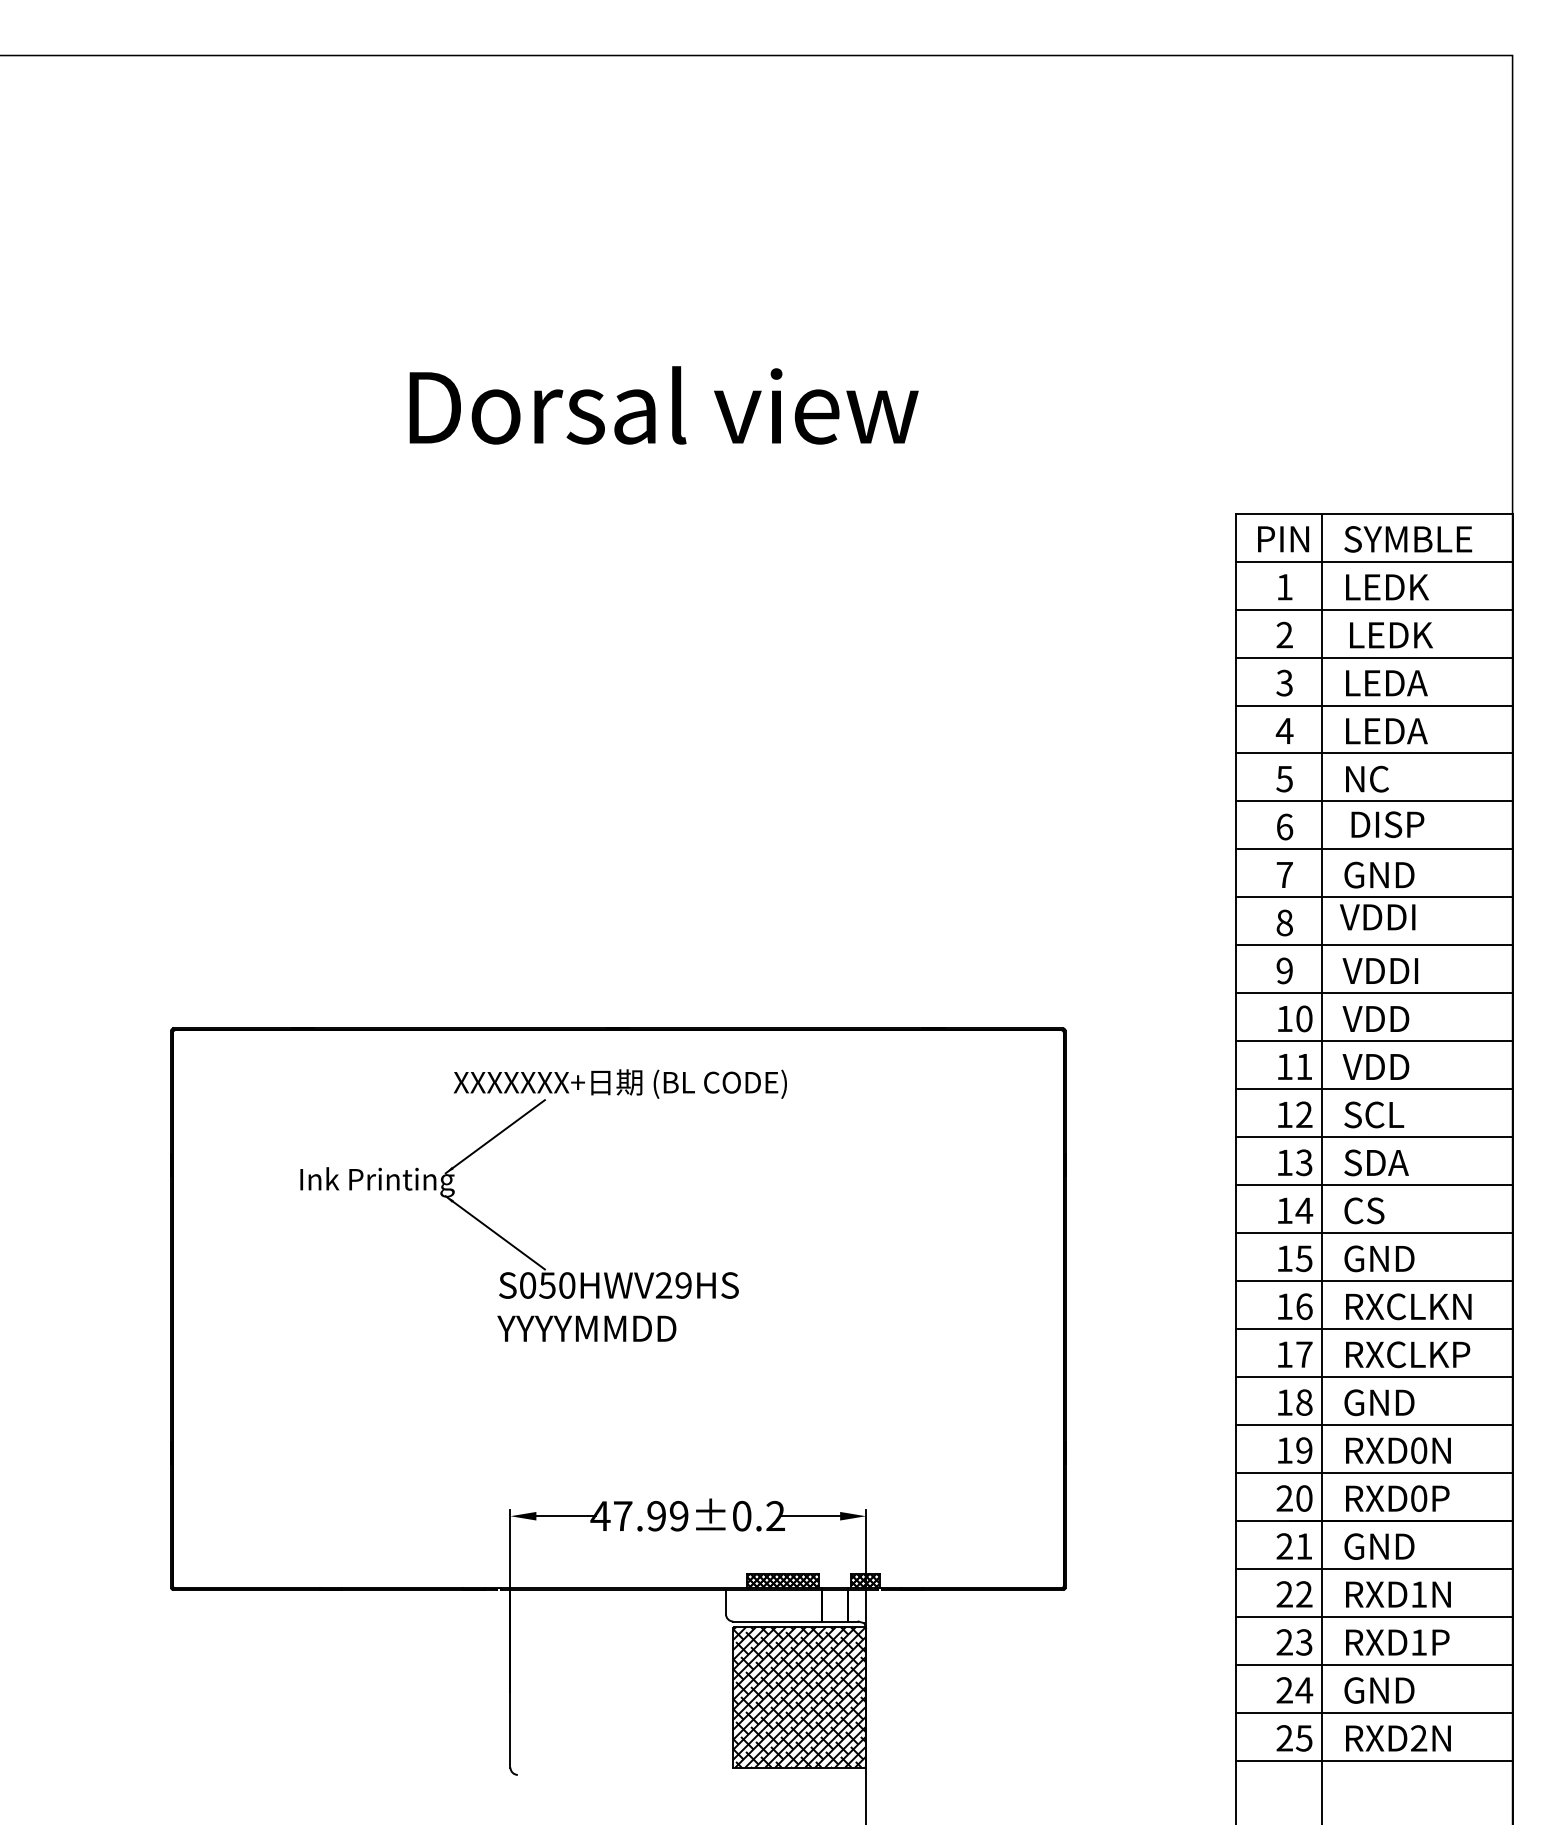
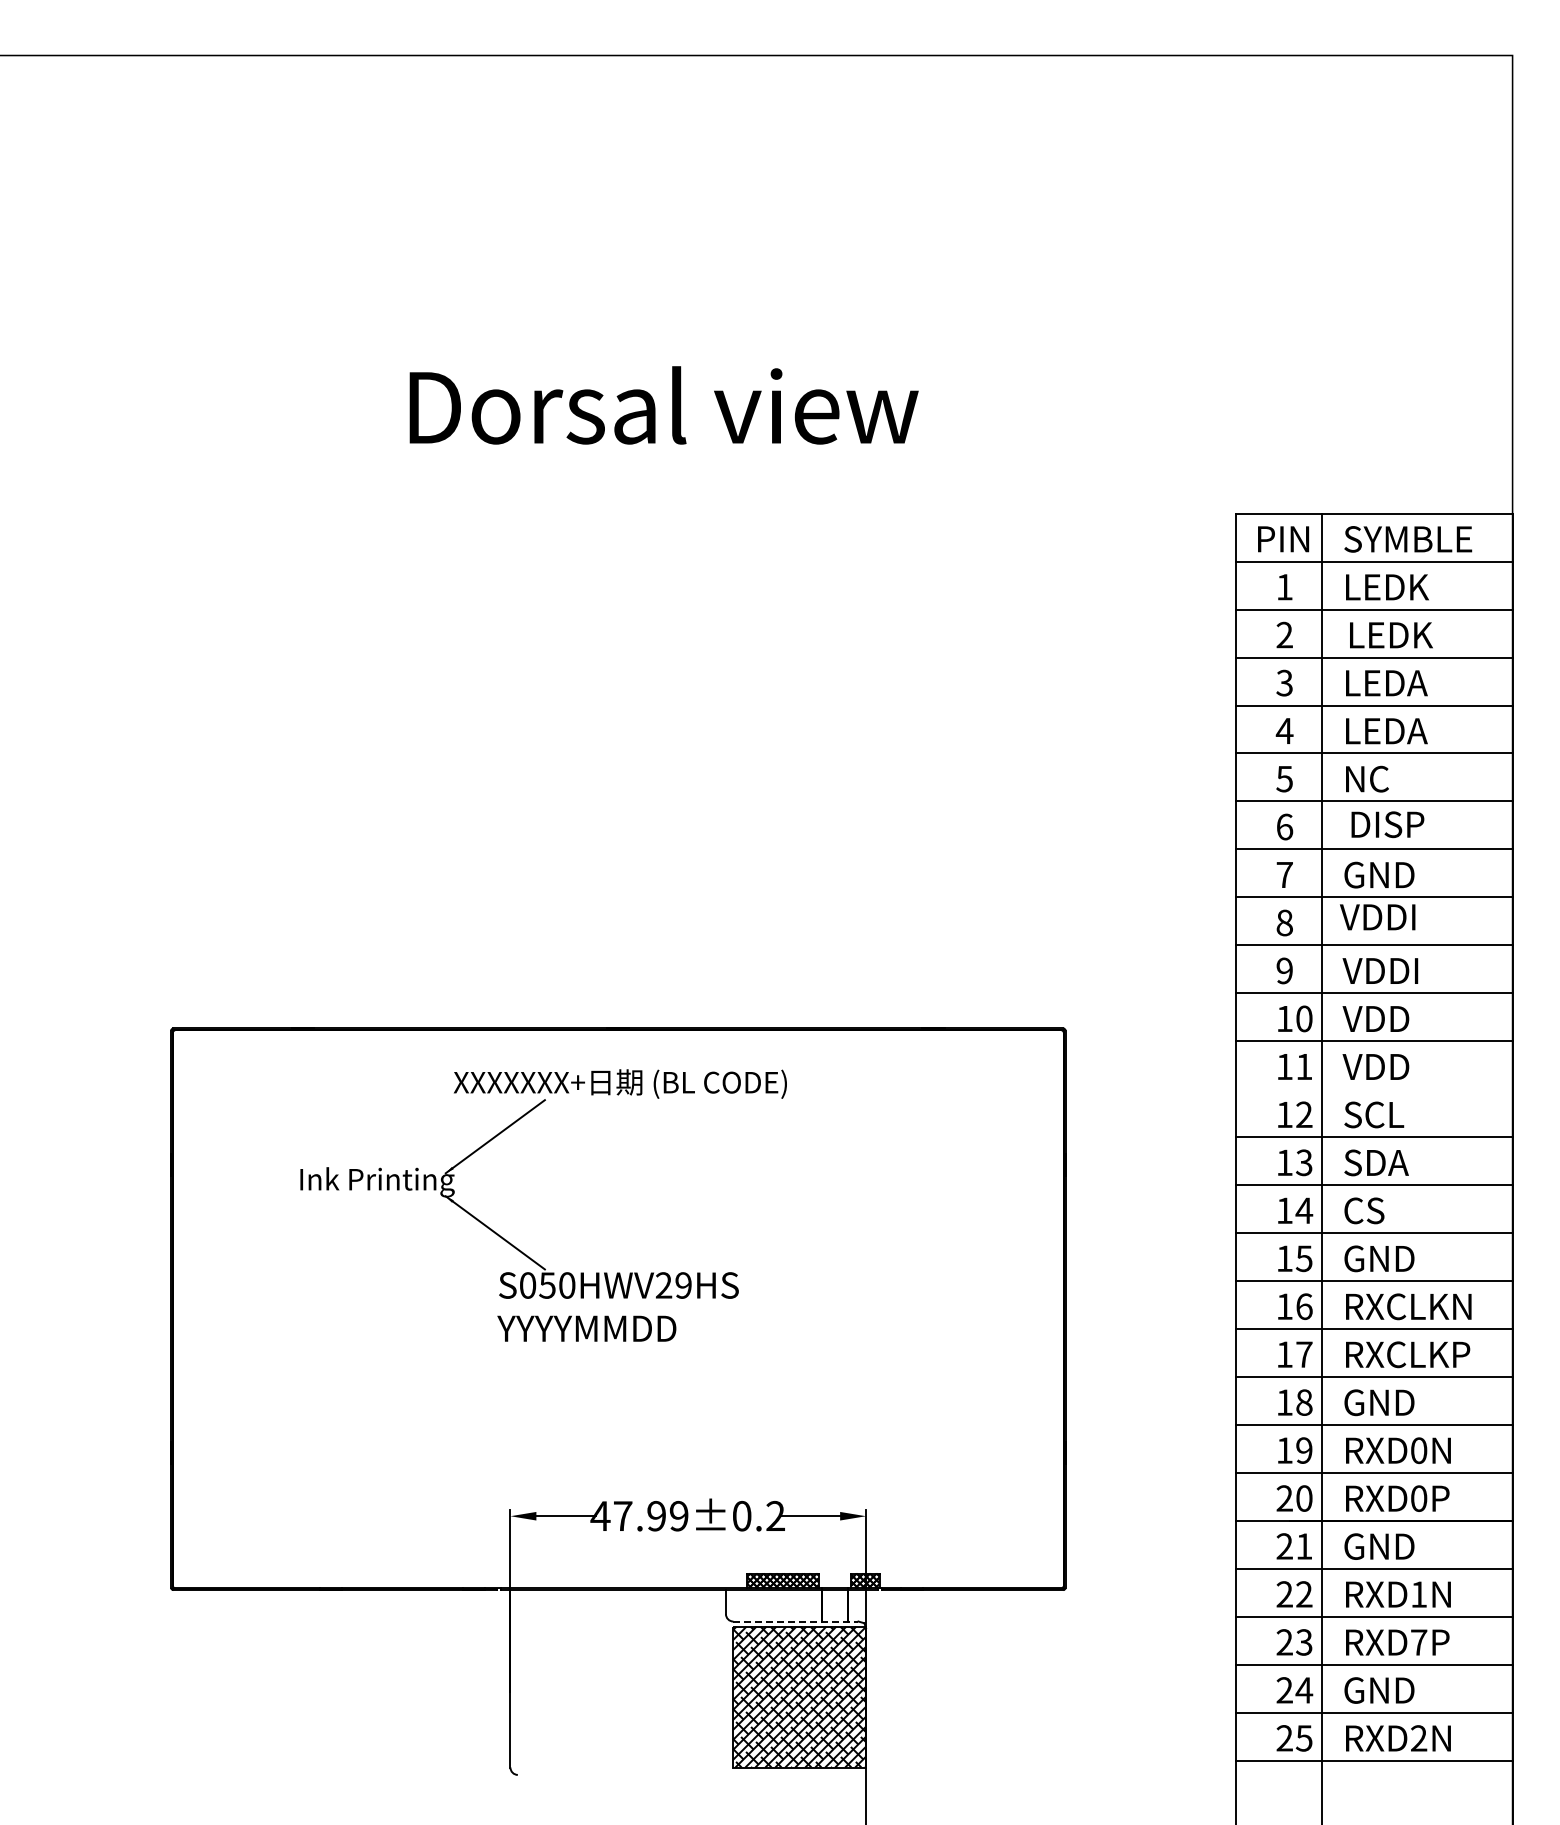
line: present -> none (1373, 1089)
line: solid -> dashed (795, 1621)
text: RXD1P -> RXD7P (1419, 1642)
